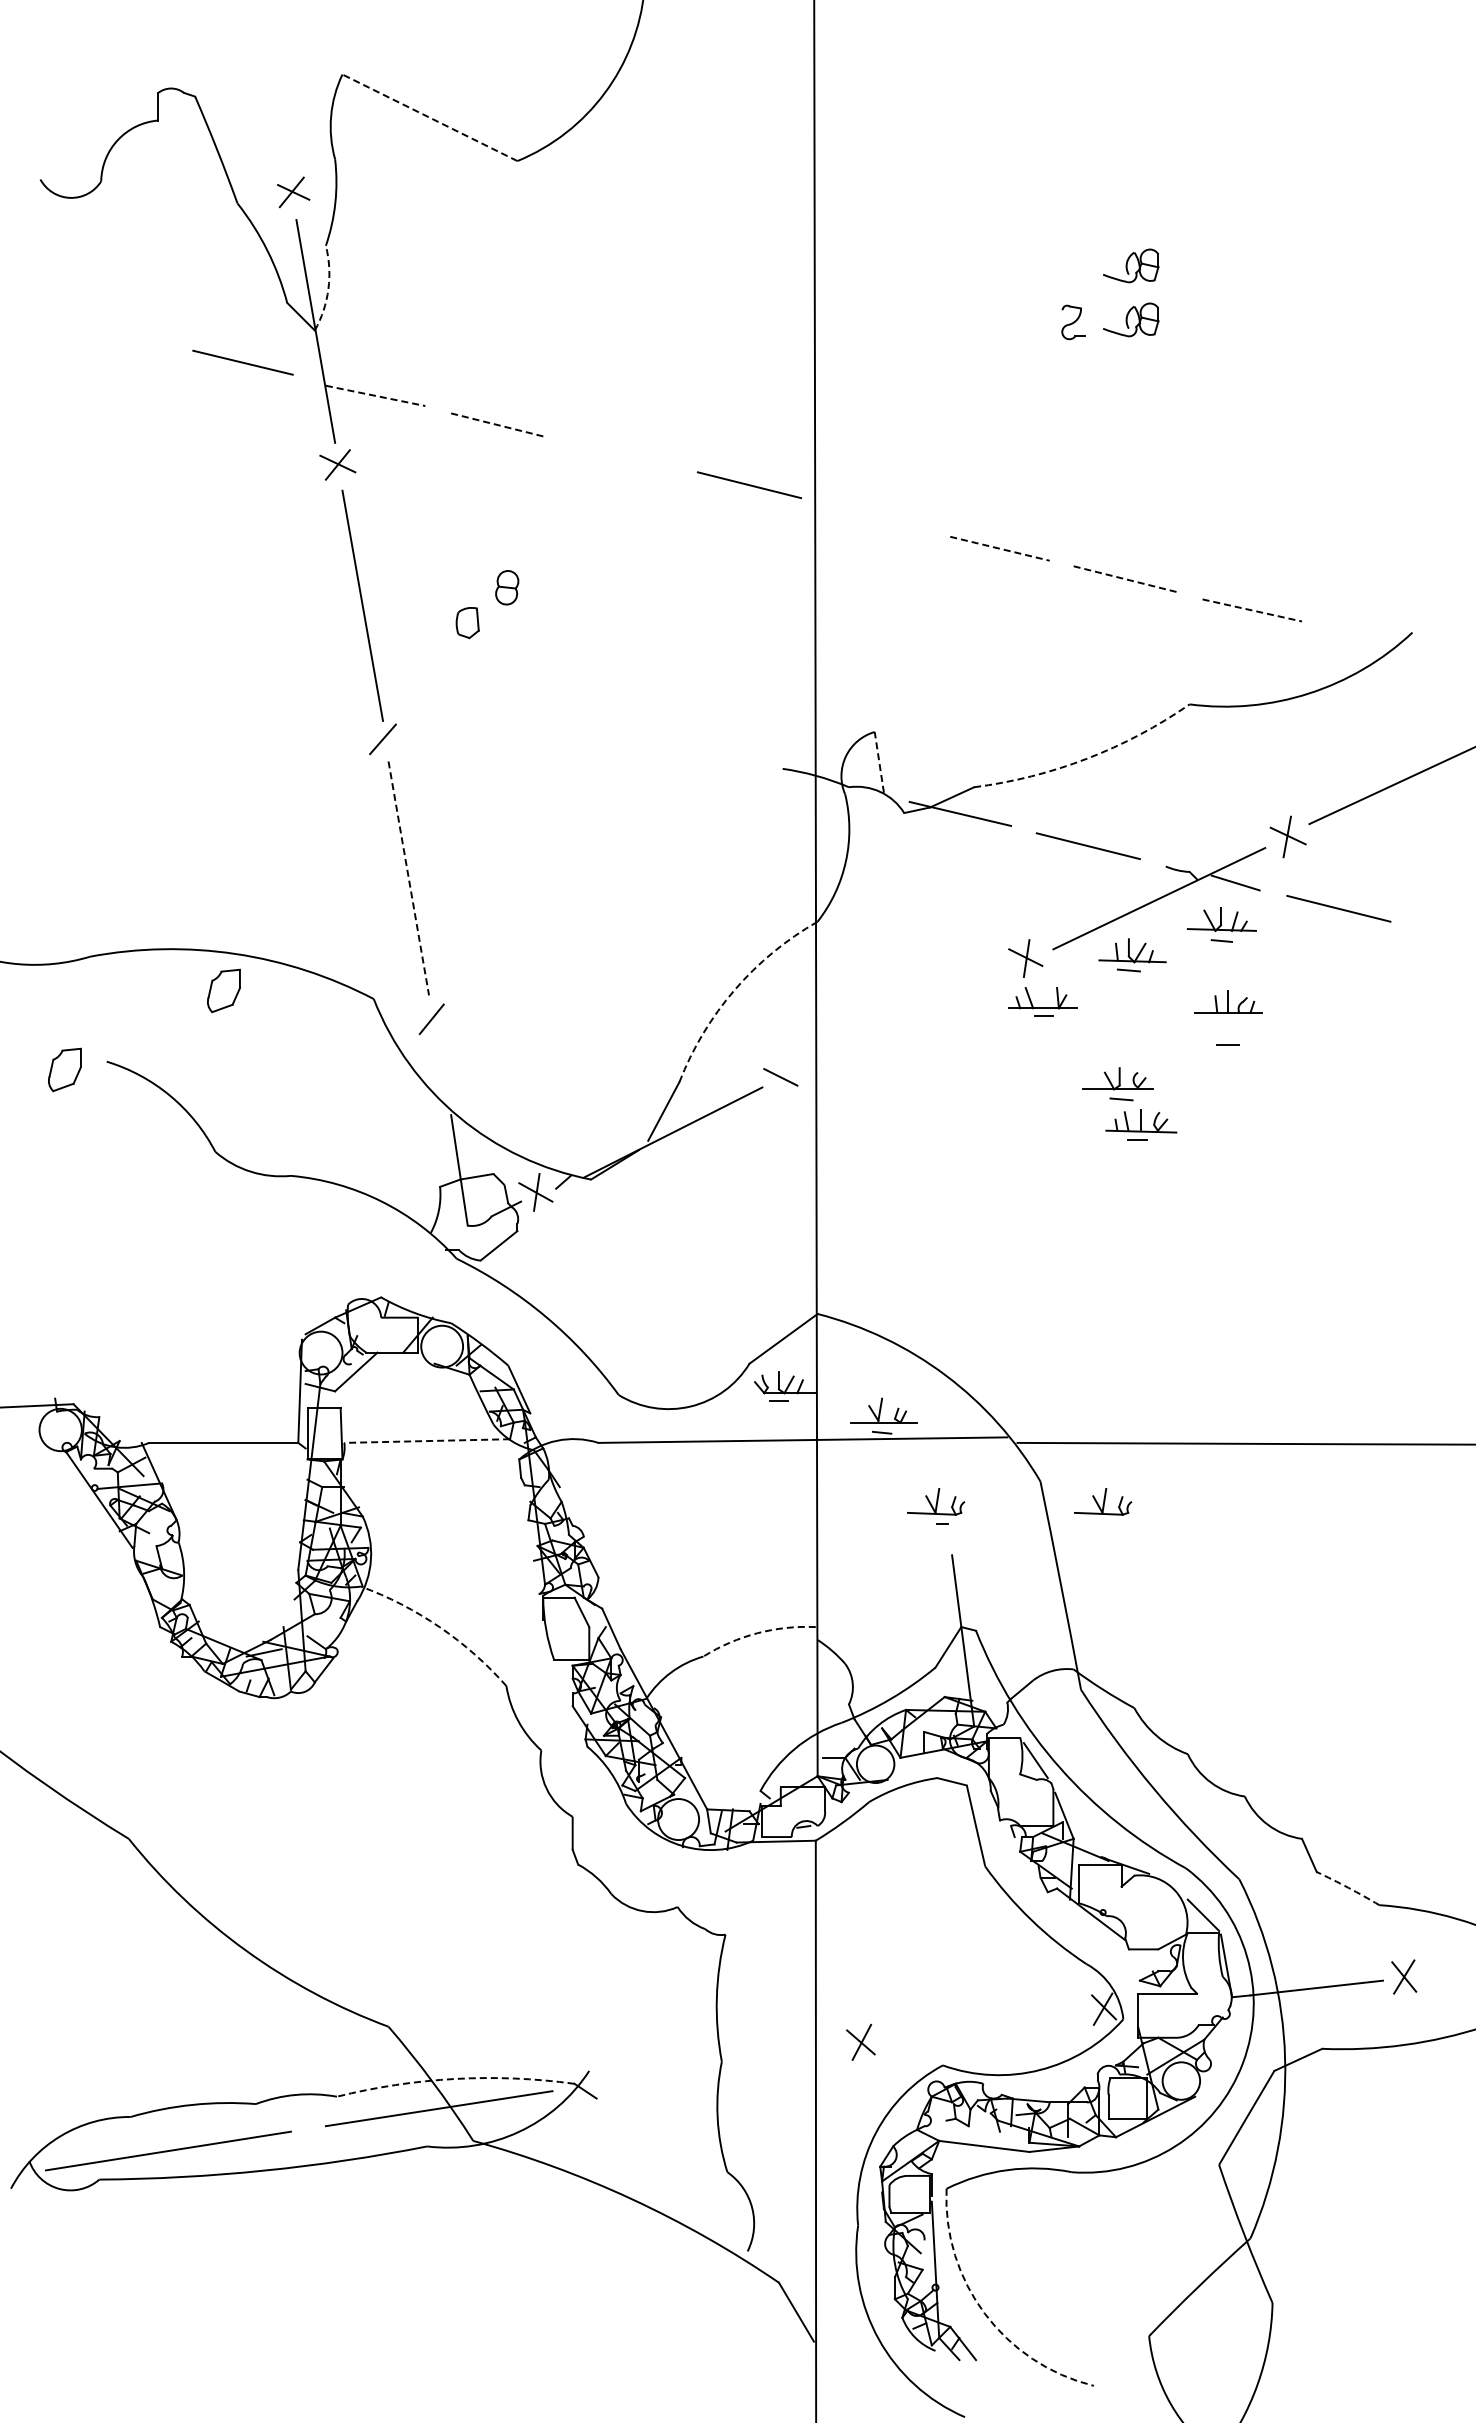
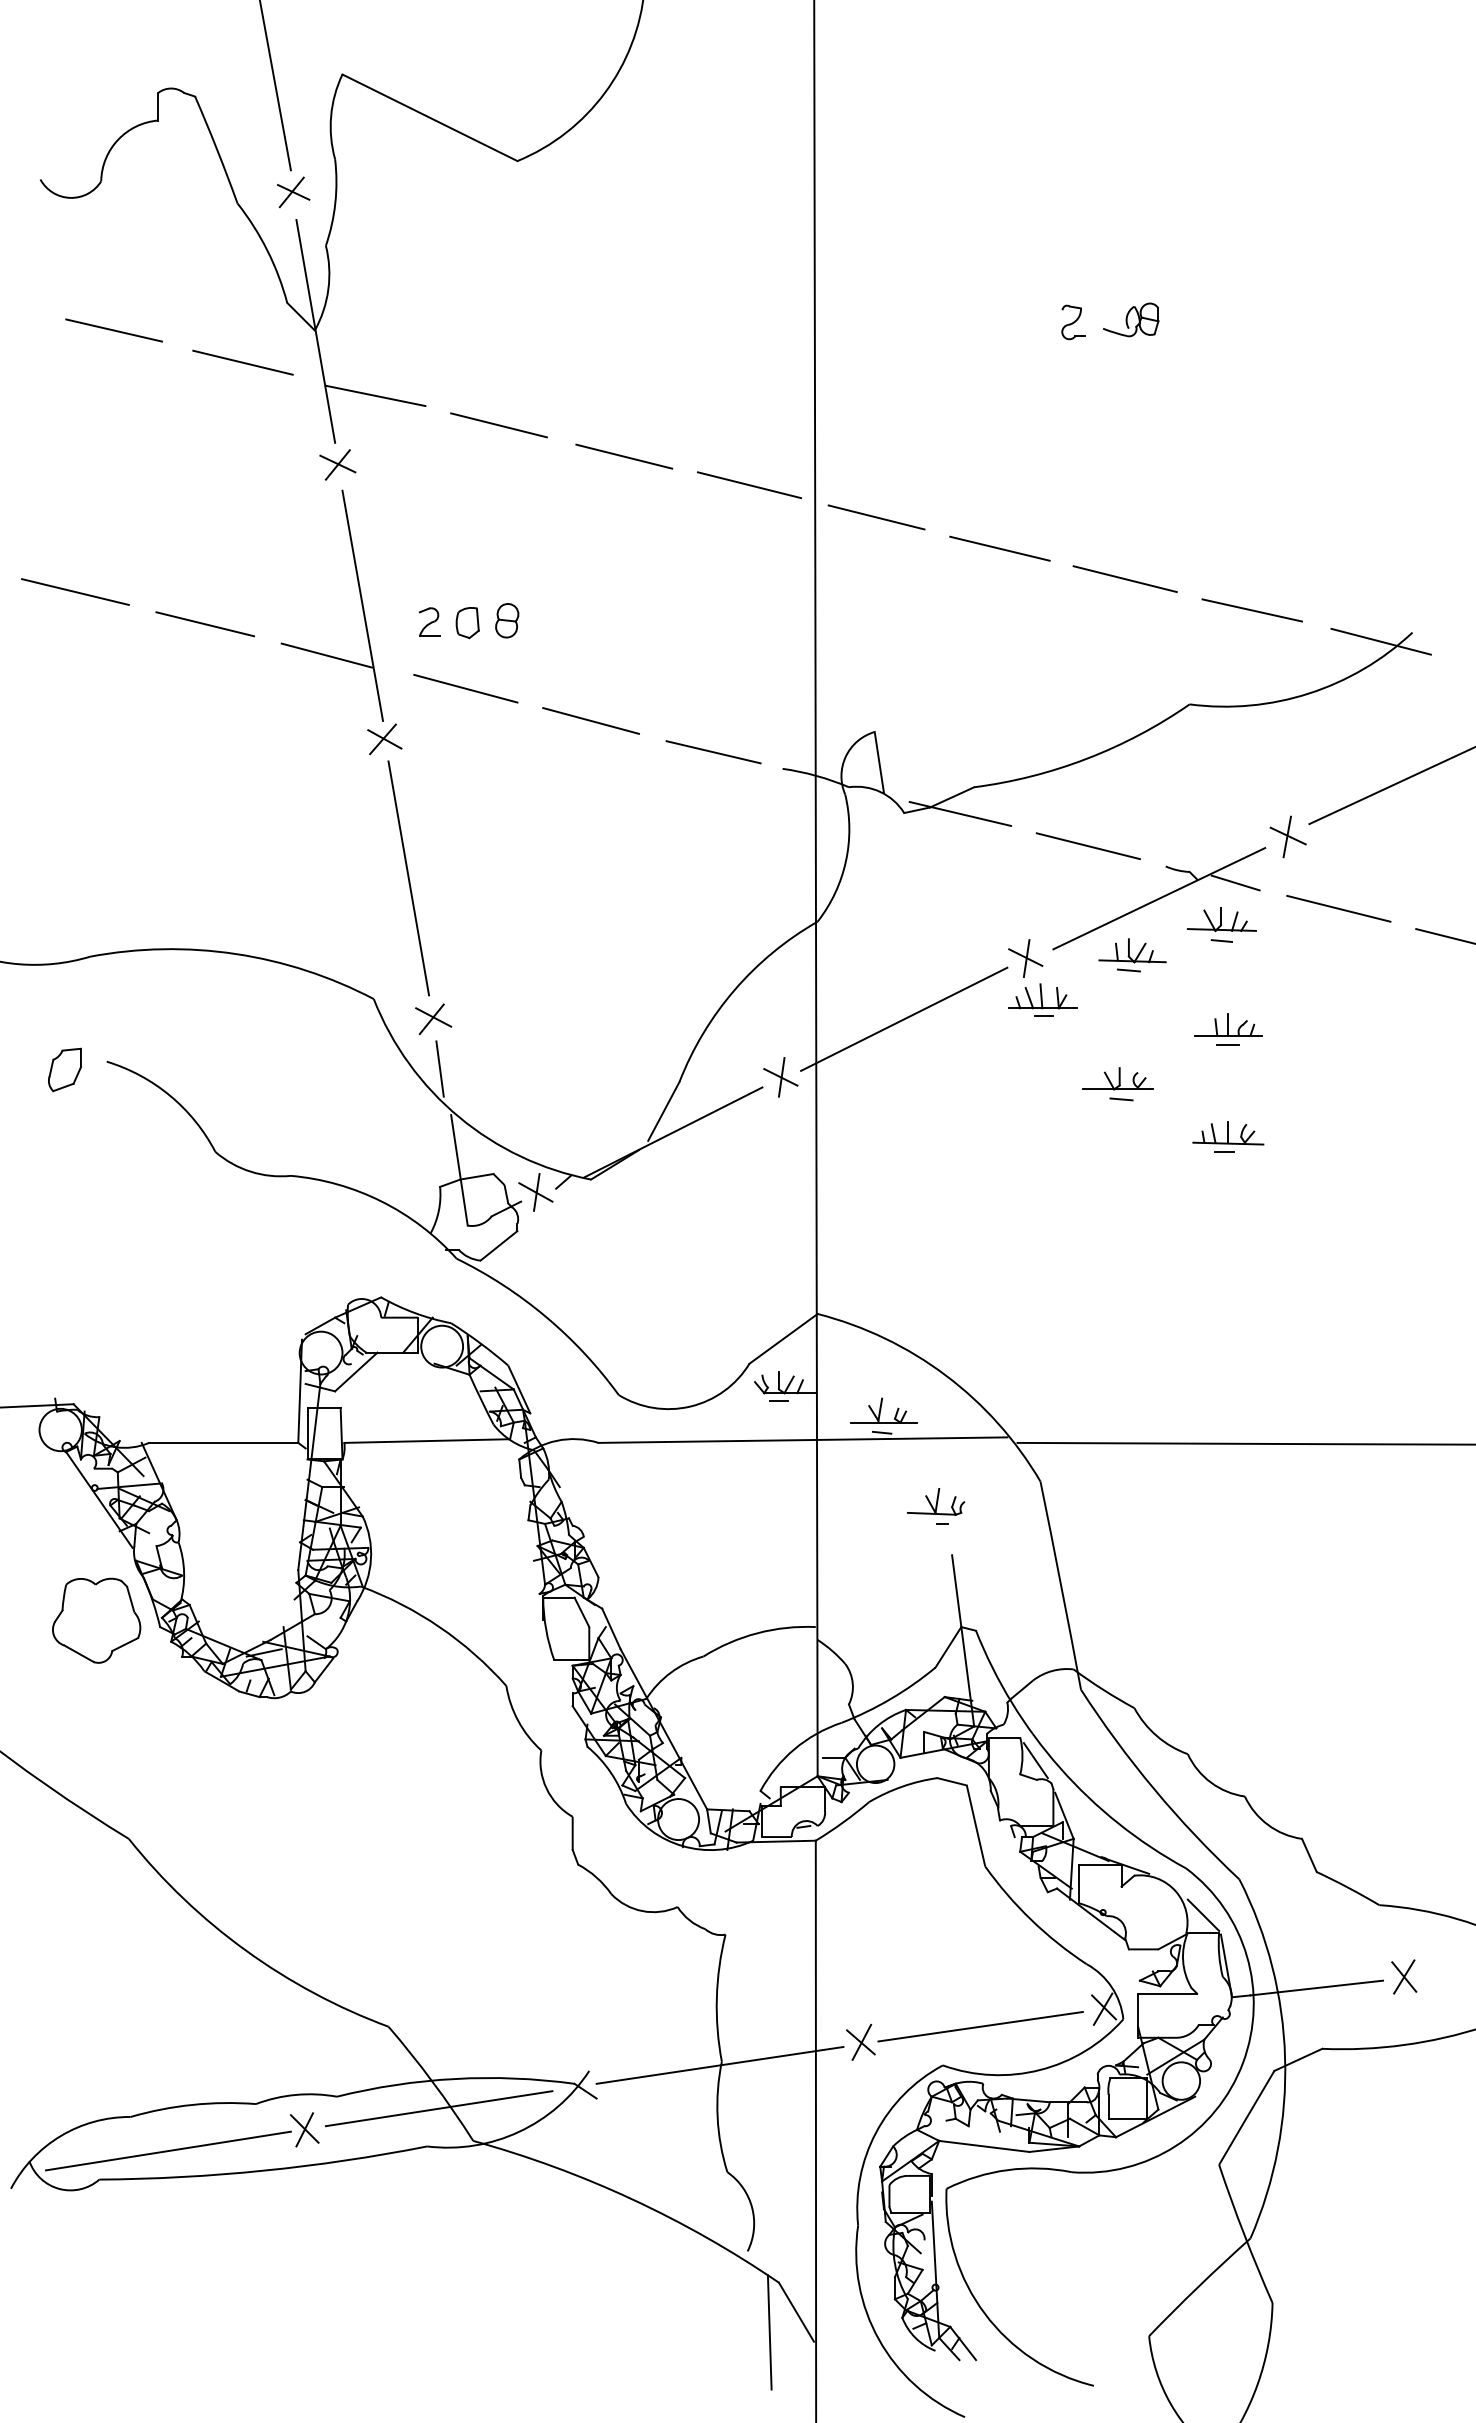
line: none -> present (275, 86)
line: dashed -> solid (429, 117)
part: present -> none (1131, 265)
arc: dashed -> solid (328, 289)
line: none -> present (114, 330)
line: dashed -> solid (375, 395)
line: dashed -> solid (499, 425)
line: none -> present (624, 456)
line: none -> present (876, 517)
line: dashed -> solid (1000, 548)
line: dashed -> solid (1125, 579)
part position: (507, 587) -> (507, 620) (507, 620)
line: none -> present (75, 591)
line: dashed -> solid (1252, 610)
part: none -> present (429, 621)
line: none -> present (205, 624)
line: none -> present (1380, 641)
line: none -> present (326, 655)
line: none -> present (465, 688)
line: none -> present (591, 720)
line: none -> present (384, 739)
line: none -> present (713, 752)
arc: dashed -> solid (1086, 758)
line: dashed -> solid (879, 762)
line: dashed -> solid (408, 878)
line: none -> present (1444, 936)
arc: dashed -> solid (734, 989)
part: present -> none (223, 990)
line: none -> present (1041, 996)
part position: (1228, 1001) -> (1228, 1024) (1228, 1024)
line: none -> present (433, 1017)
line: none -> present (904, 1018)
line: none -> present (439, 1068)
line: none -> present (781, 1077)
part position: (1141, 1124) -> (1228, 1136) (1228, 1136)
line: dashed -> solid (427, 1441)
part: present -> none (1103, 1501)
part: none -> present (96, 1620)
arc: dashed -> solid (439, 1627)
arc: dashed -> solid (757, 1633)
arc: dashed -> solid (1348, 1887)
line: none -> present (980, 2026)
line: none -> present (719, 2064)
arc: dashed -> solid (455, 2078)
part: none -> present (304, 2129)
arc: dashed -> solid (984, 2313)
line: none -> present (769, 2332)
